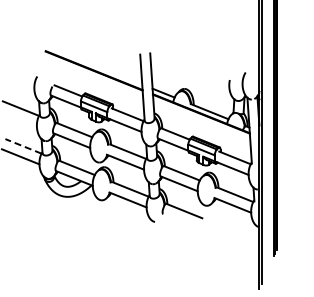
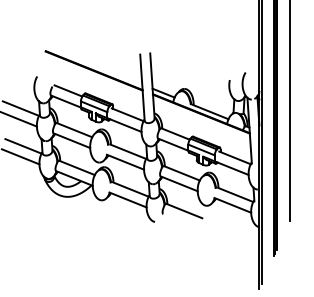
line: none -> present (289, 111)
line: none -> present (19, 119)
line: dashed -> solid (23, 146)
